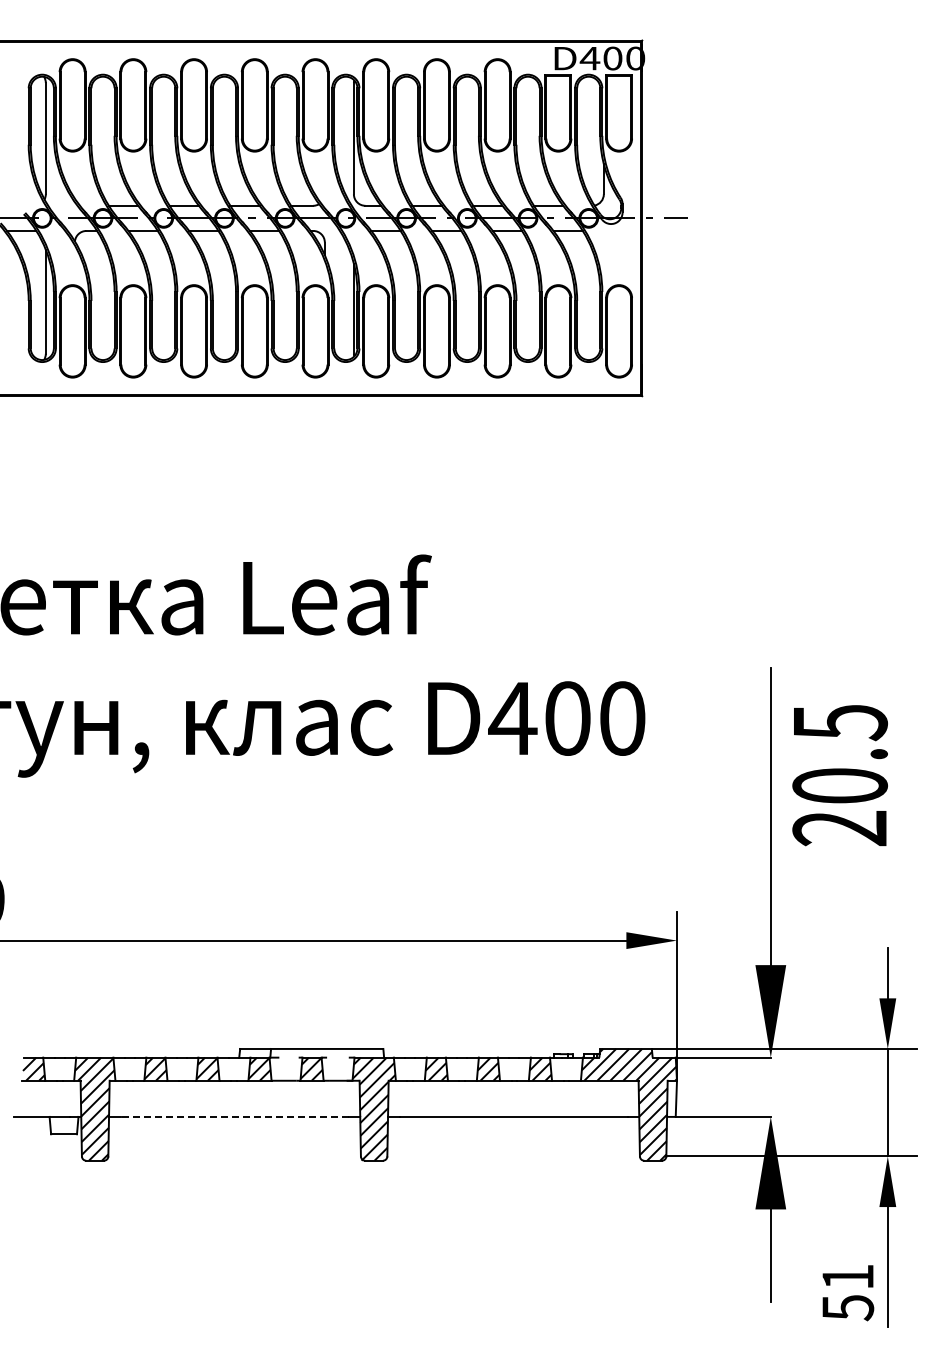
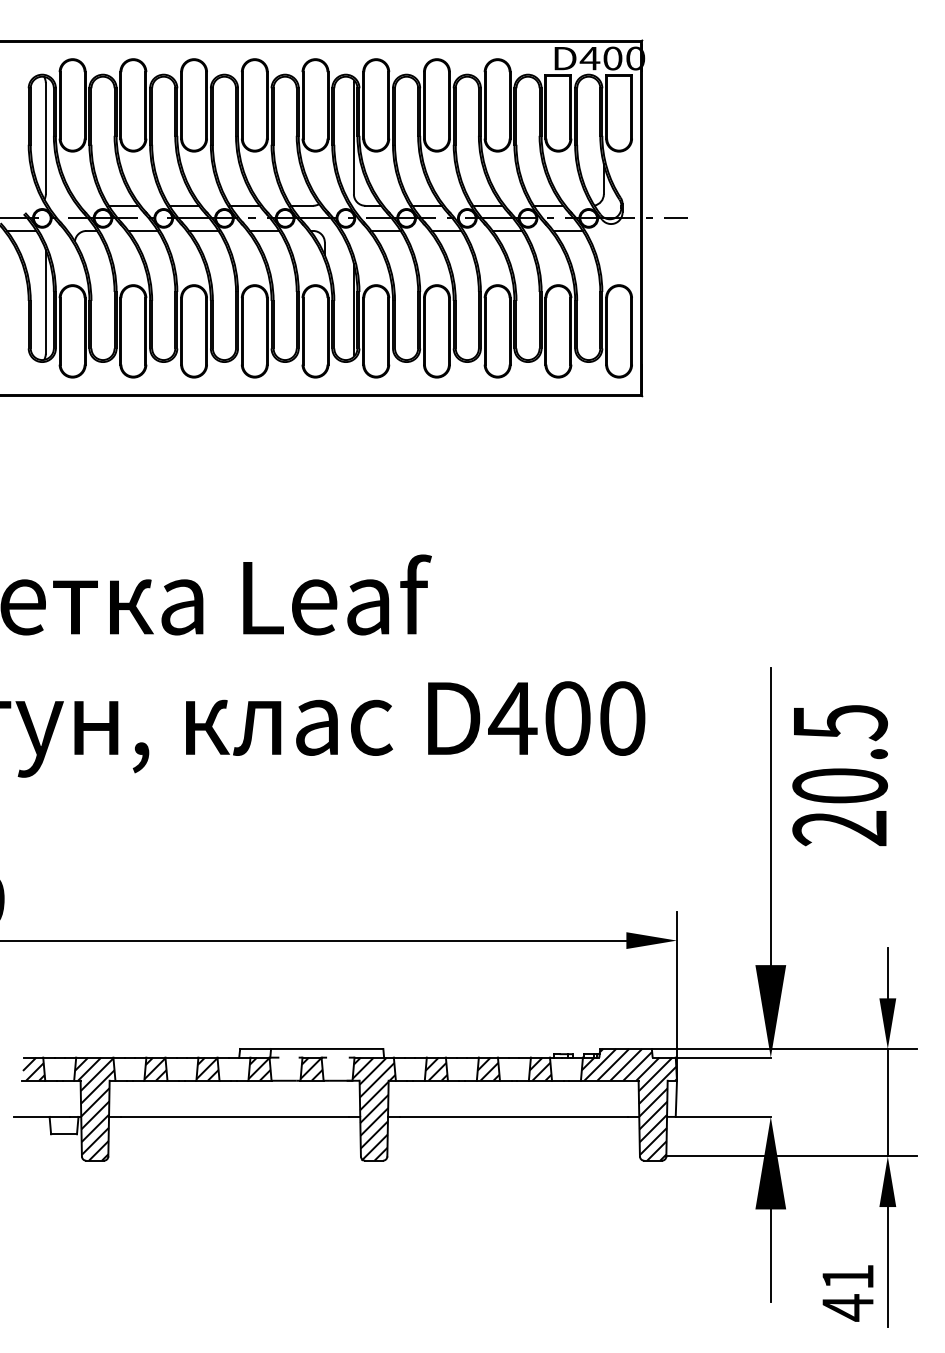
line: dashed -> solid (234, 1116)
text: 51 -> 41 (848, 1307)
